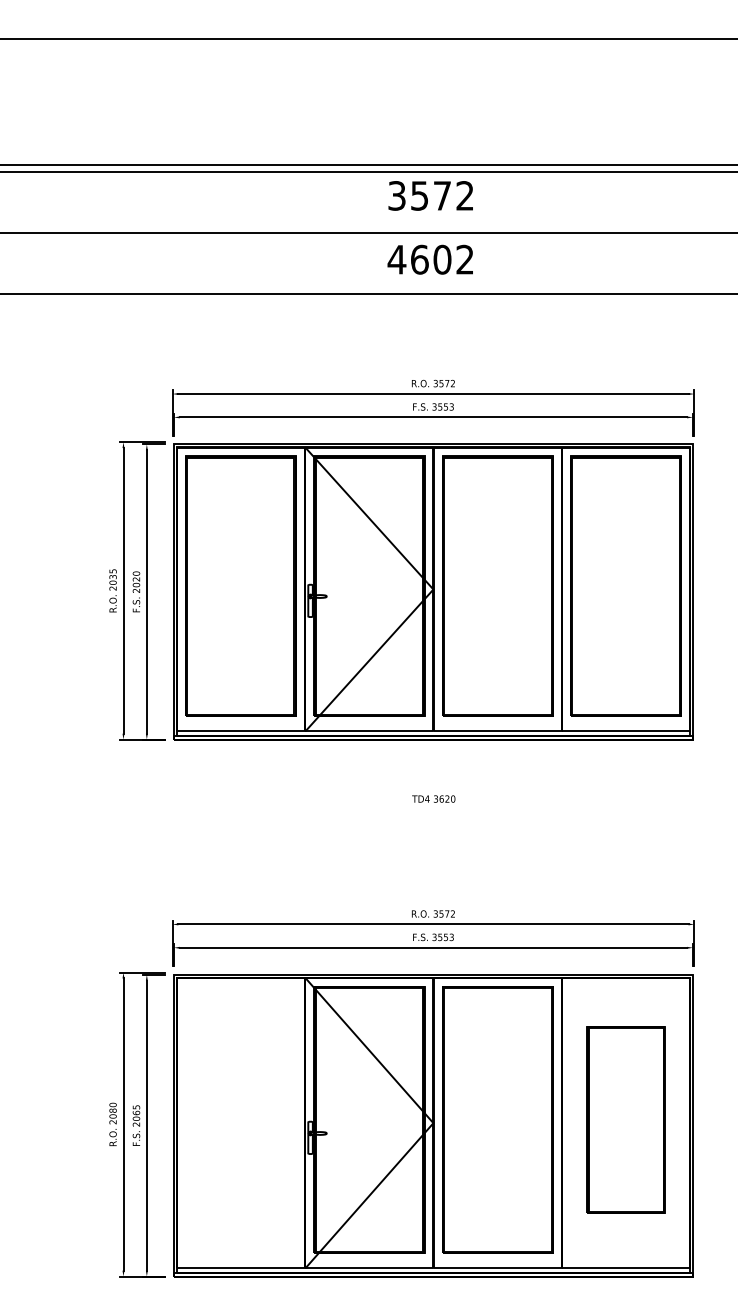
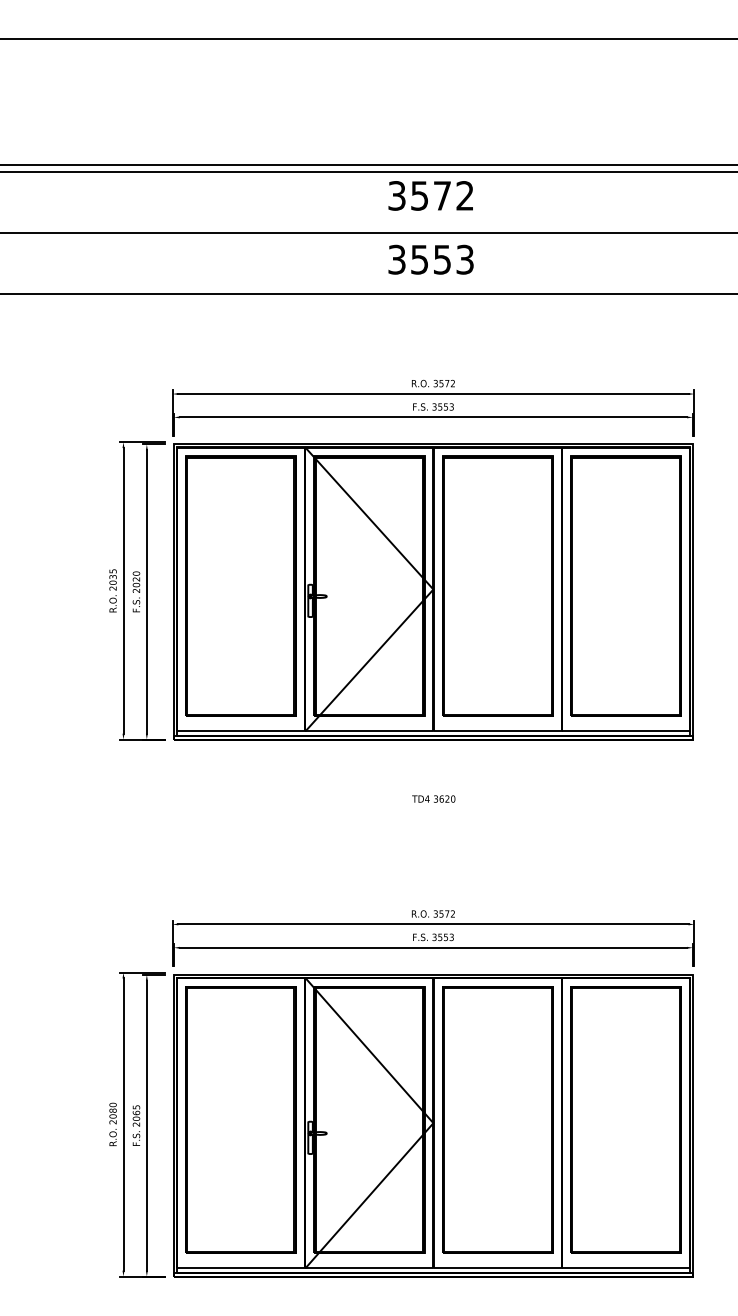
text: 4602 -> 3553 (430, 259)
part: none -> present (240, 1119)
part size: 80x188 px -> 112x268 px (625, 1119)
